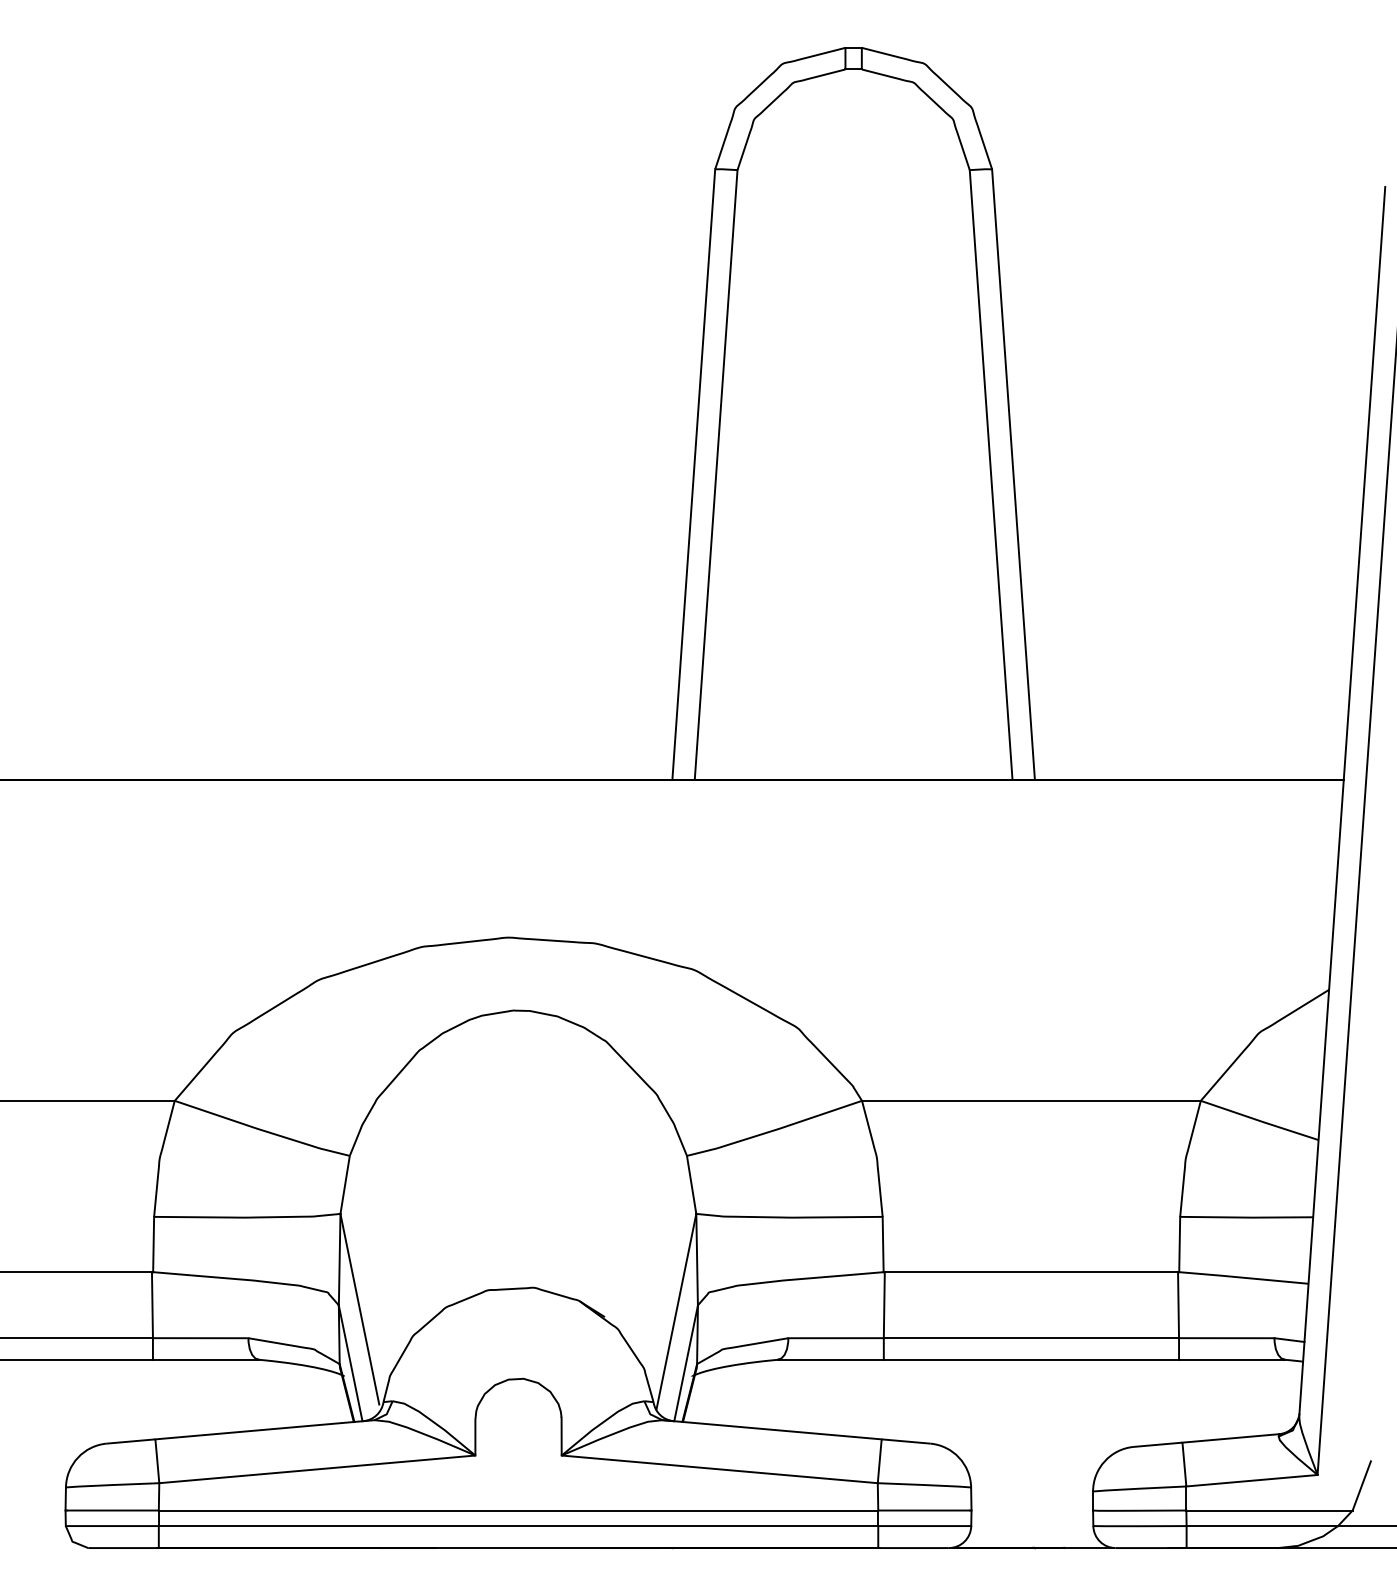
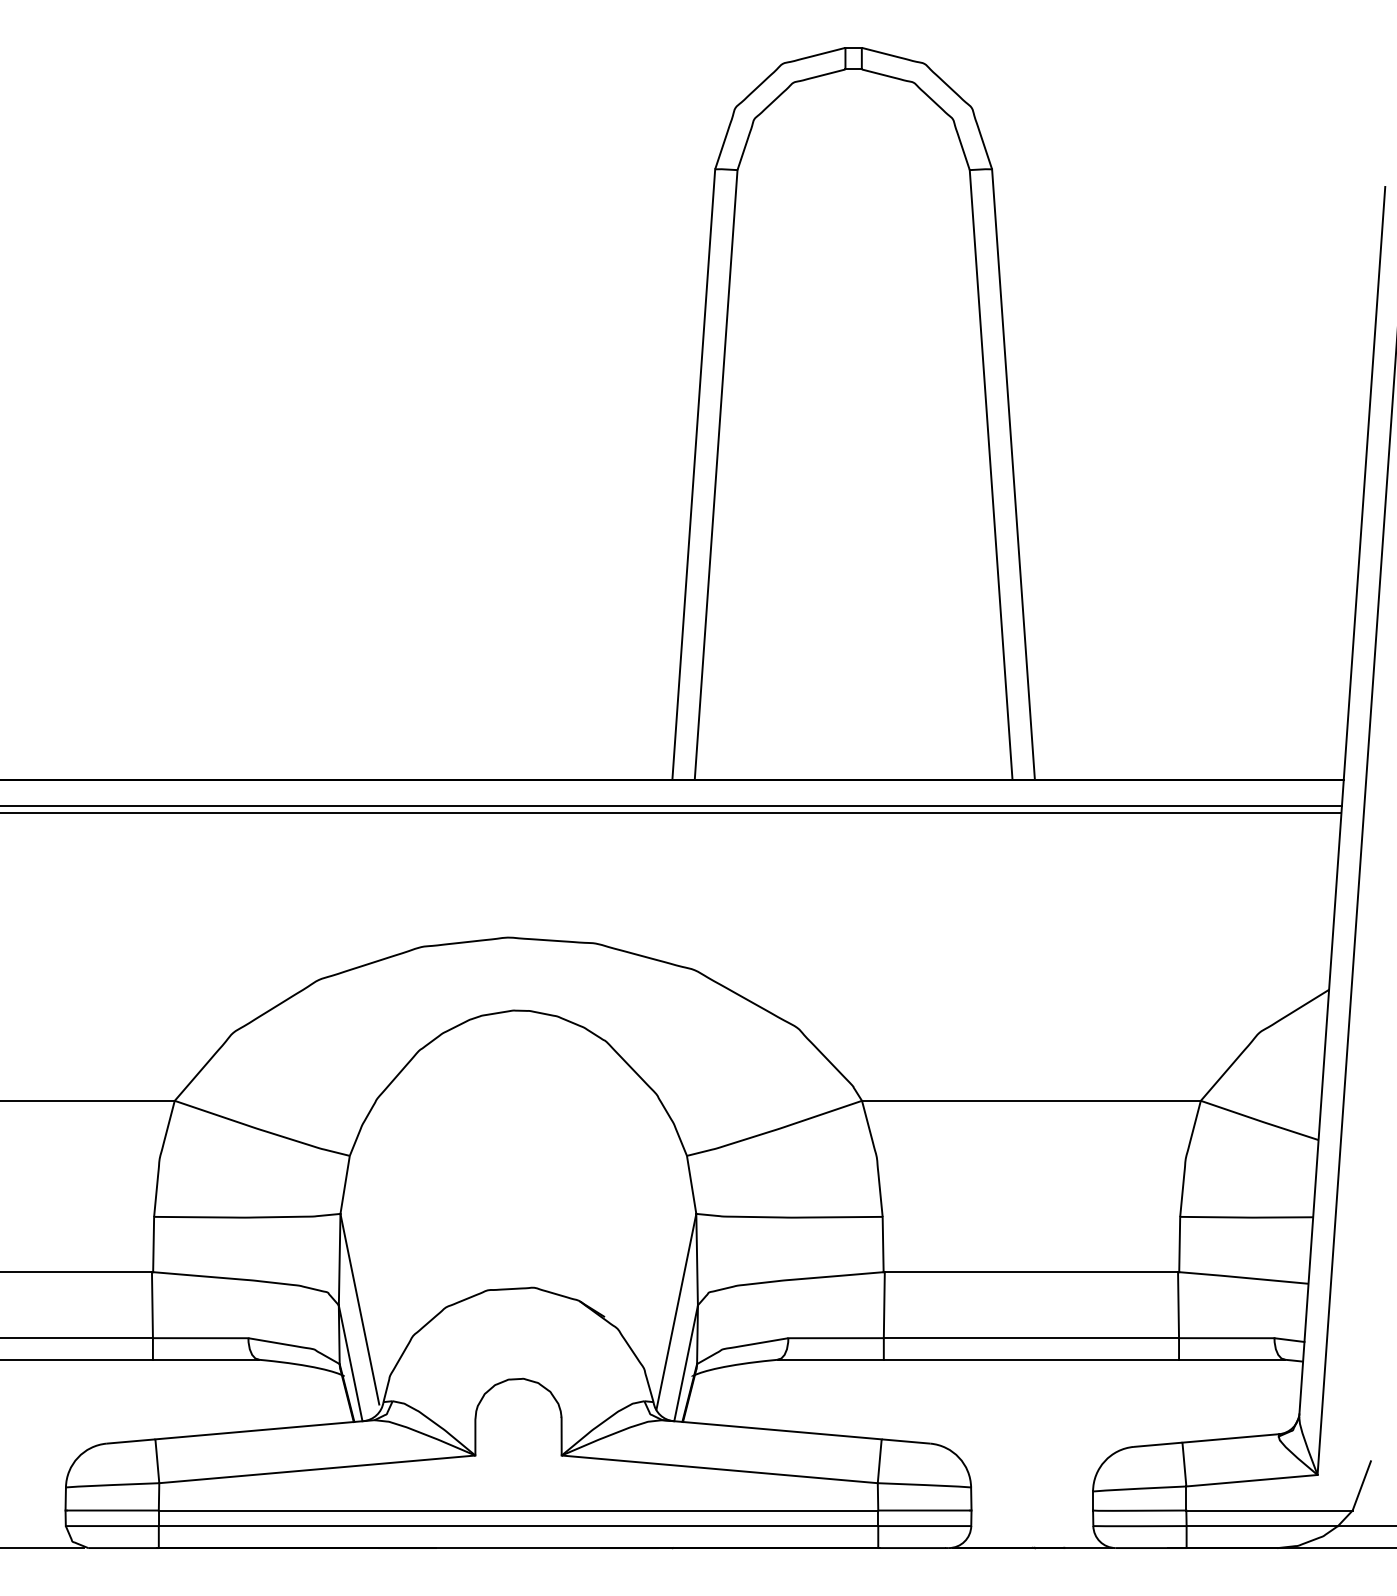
line: none -> present (671, 806)
line: none -> present (671, 812)
line: none -> present (43, 1547)
